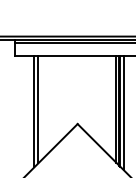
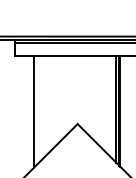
line: present -> none (38, 109)
line: present -> none (123, 112)
